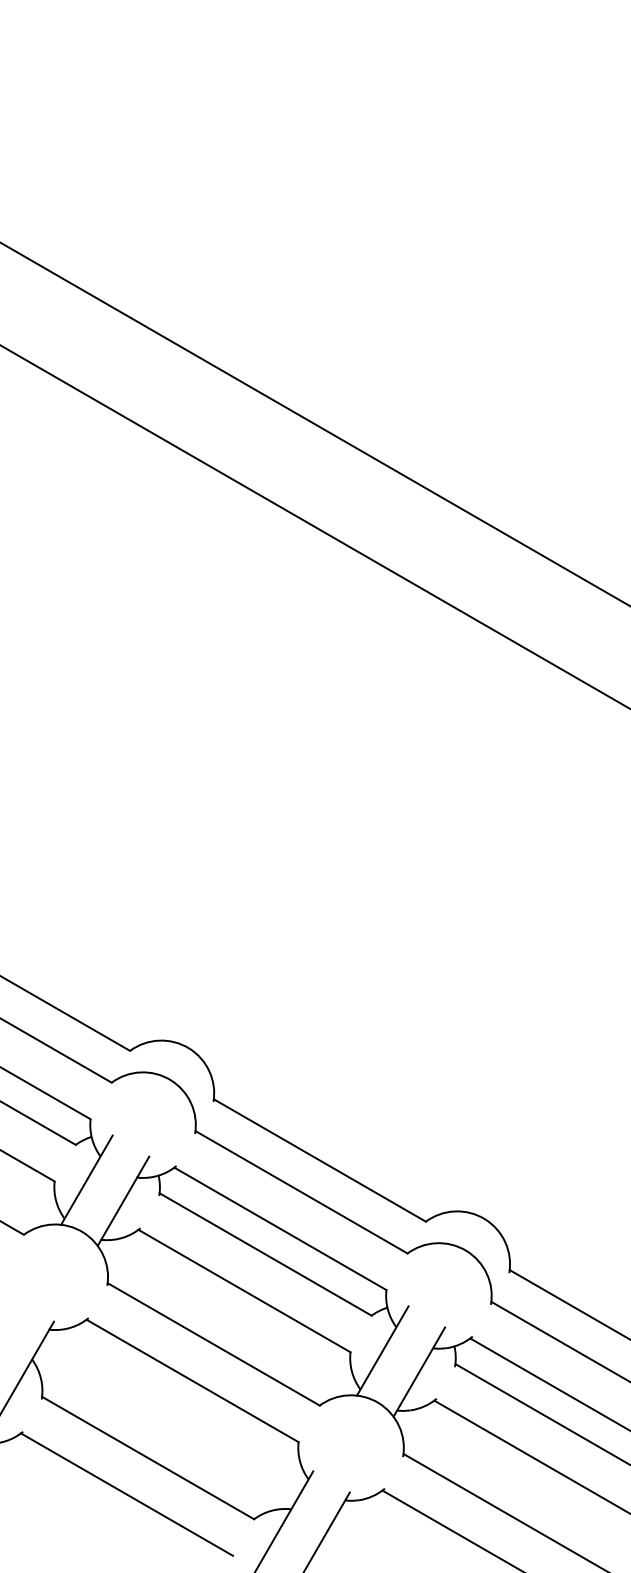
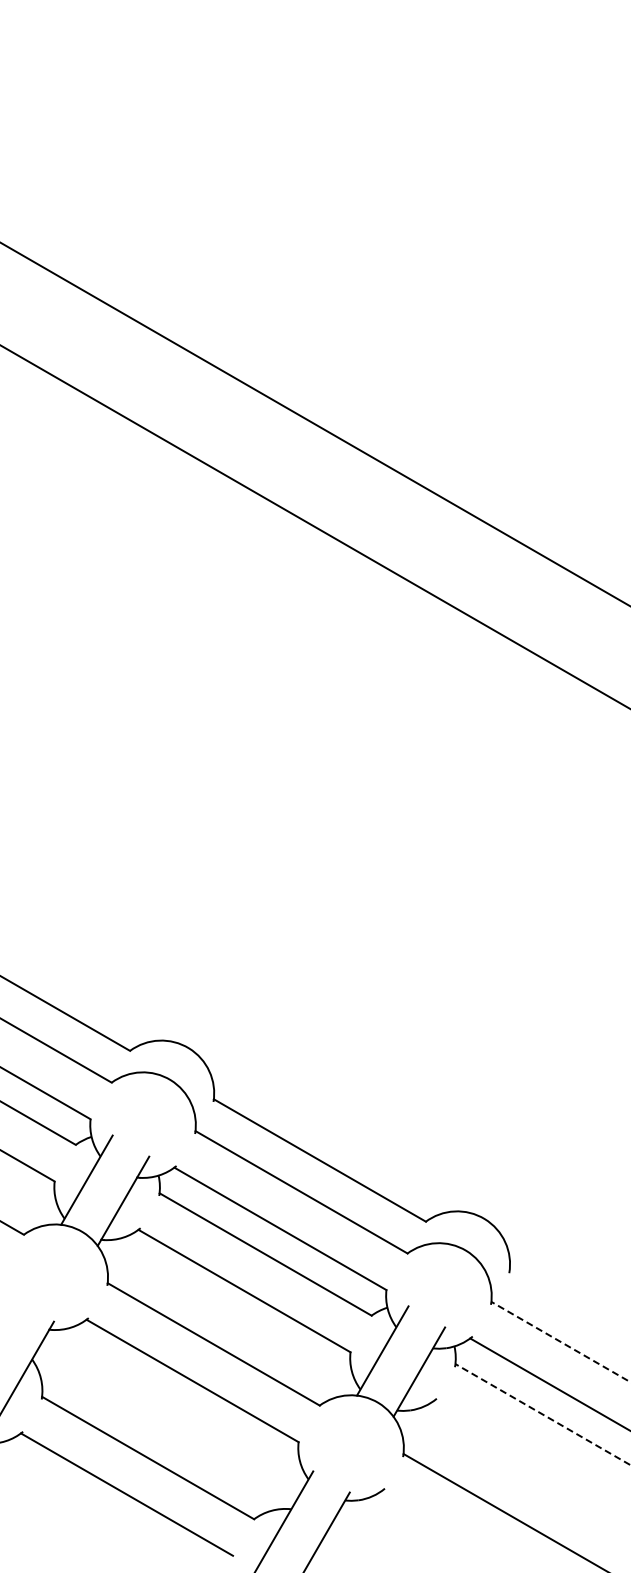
line: present -> none (568, 1304)
line: solid -> dashed (560, 1341)
line: solid -> dashed (542, 1414)
line: present -> none (530, 1456)
line: present -> none (450, 1529)
